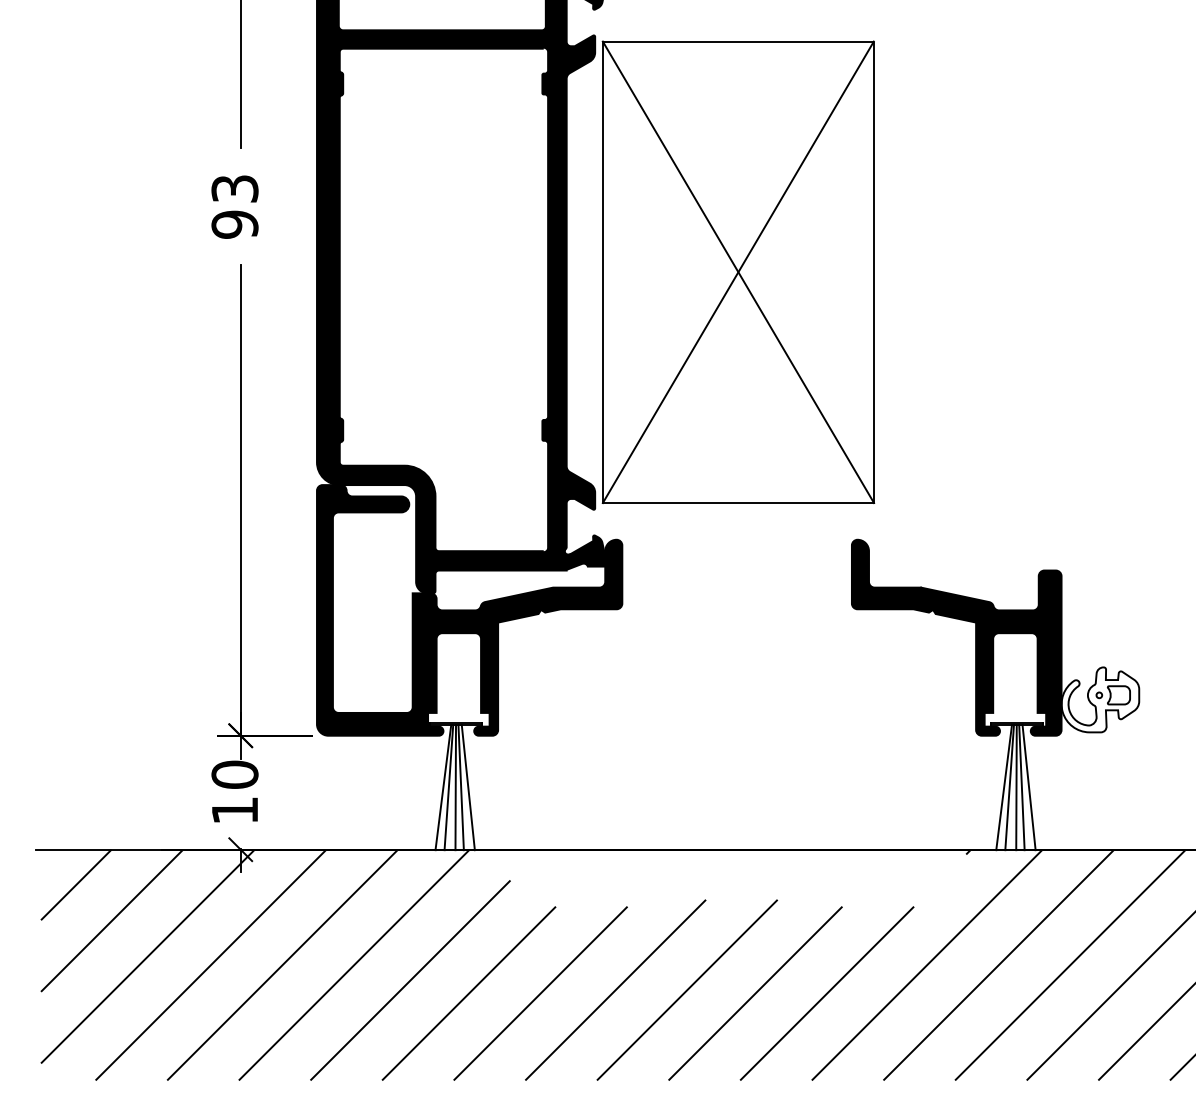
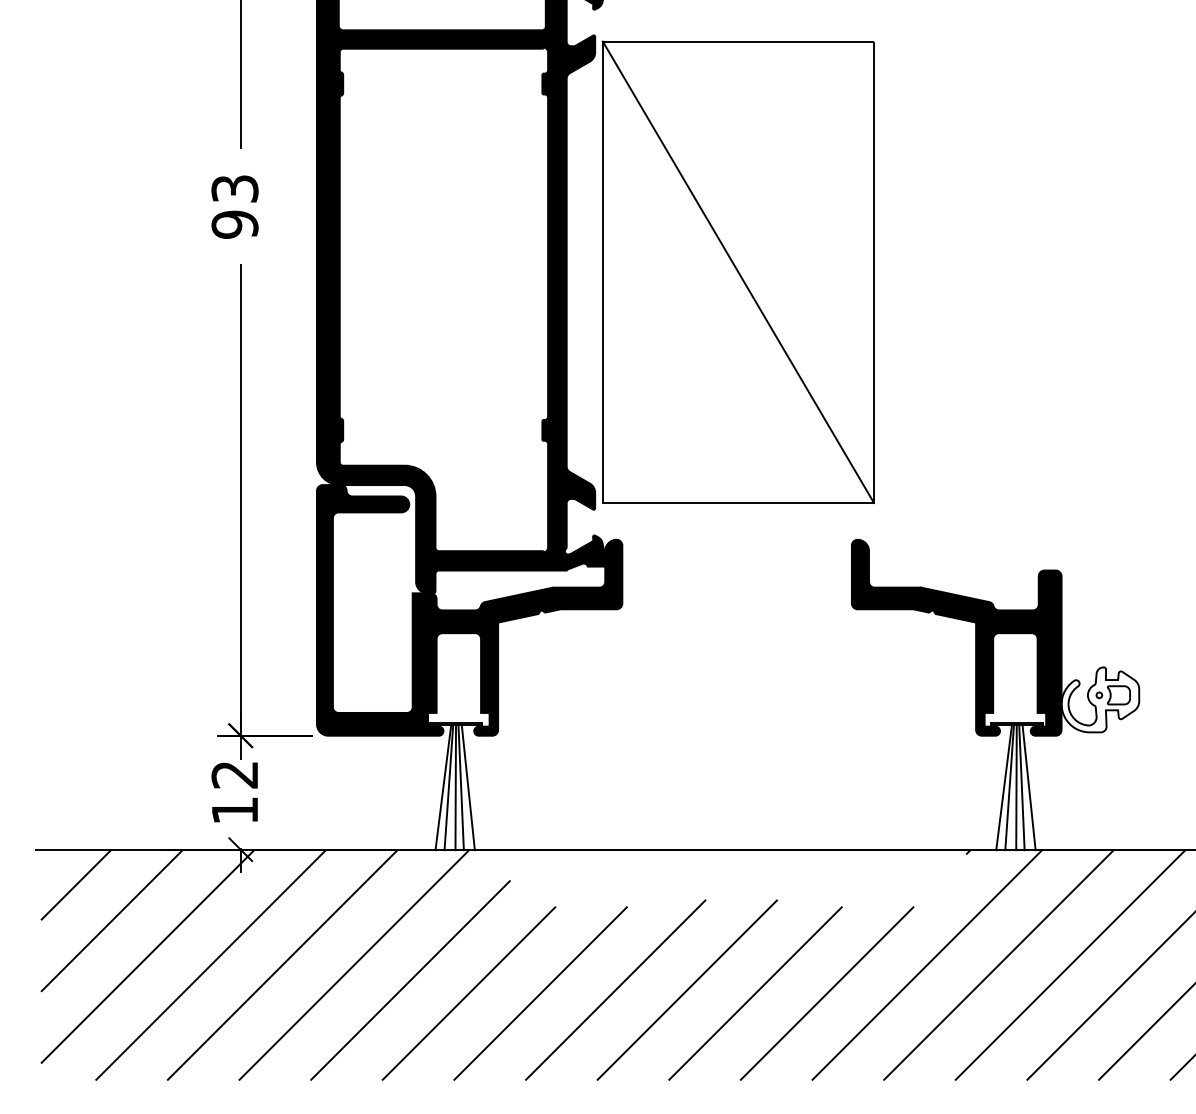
line: present -> none (737, 272)
text: 10 -> 12 (234, 774)
